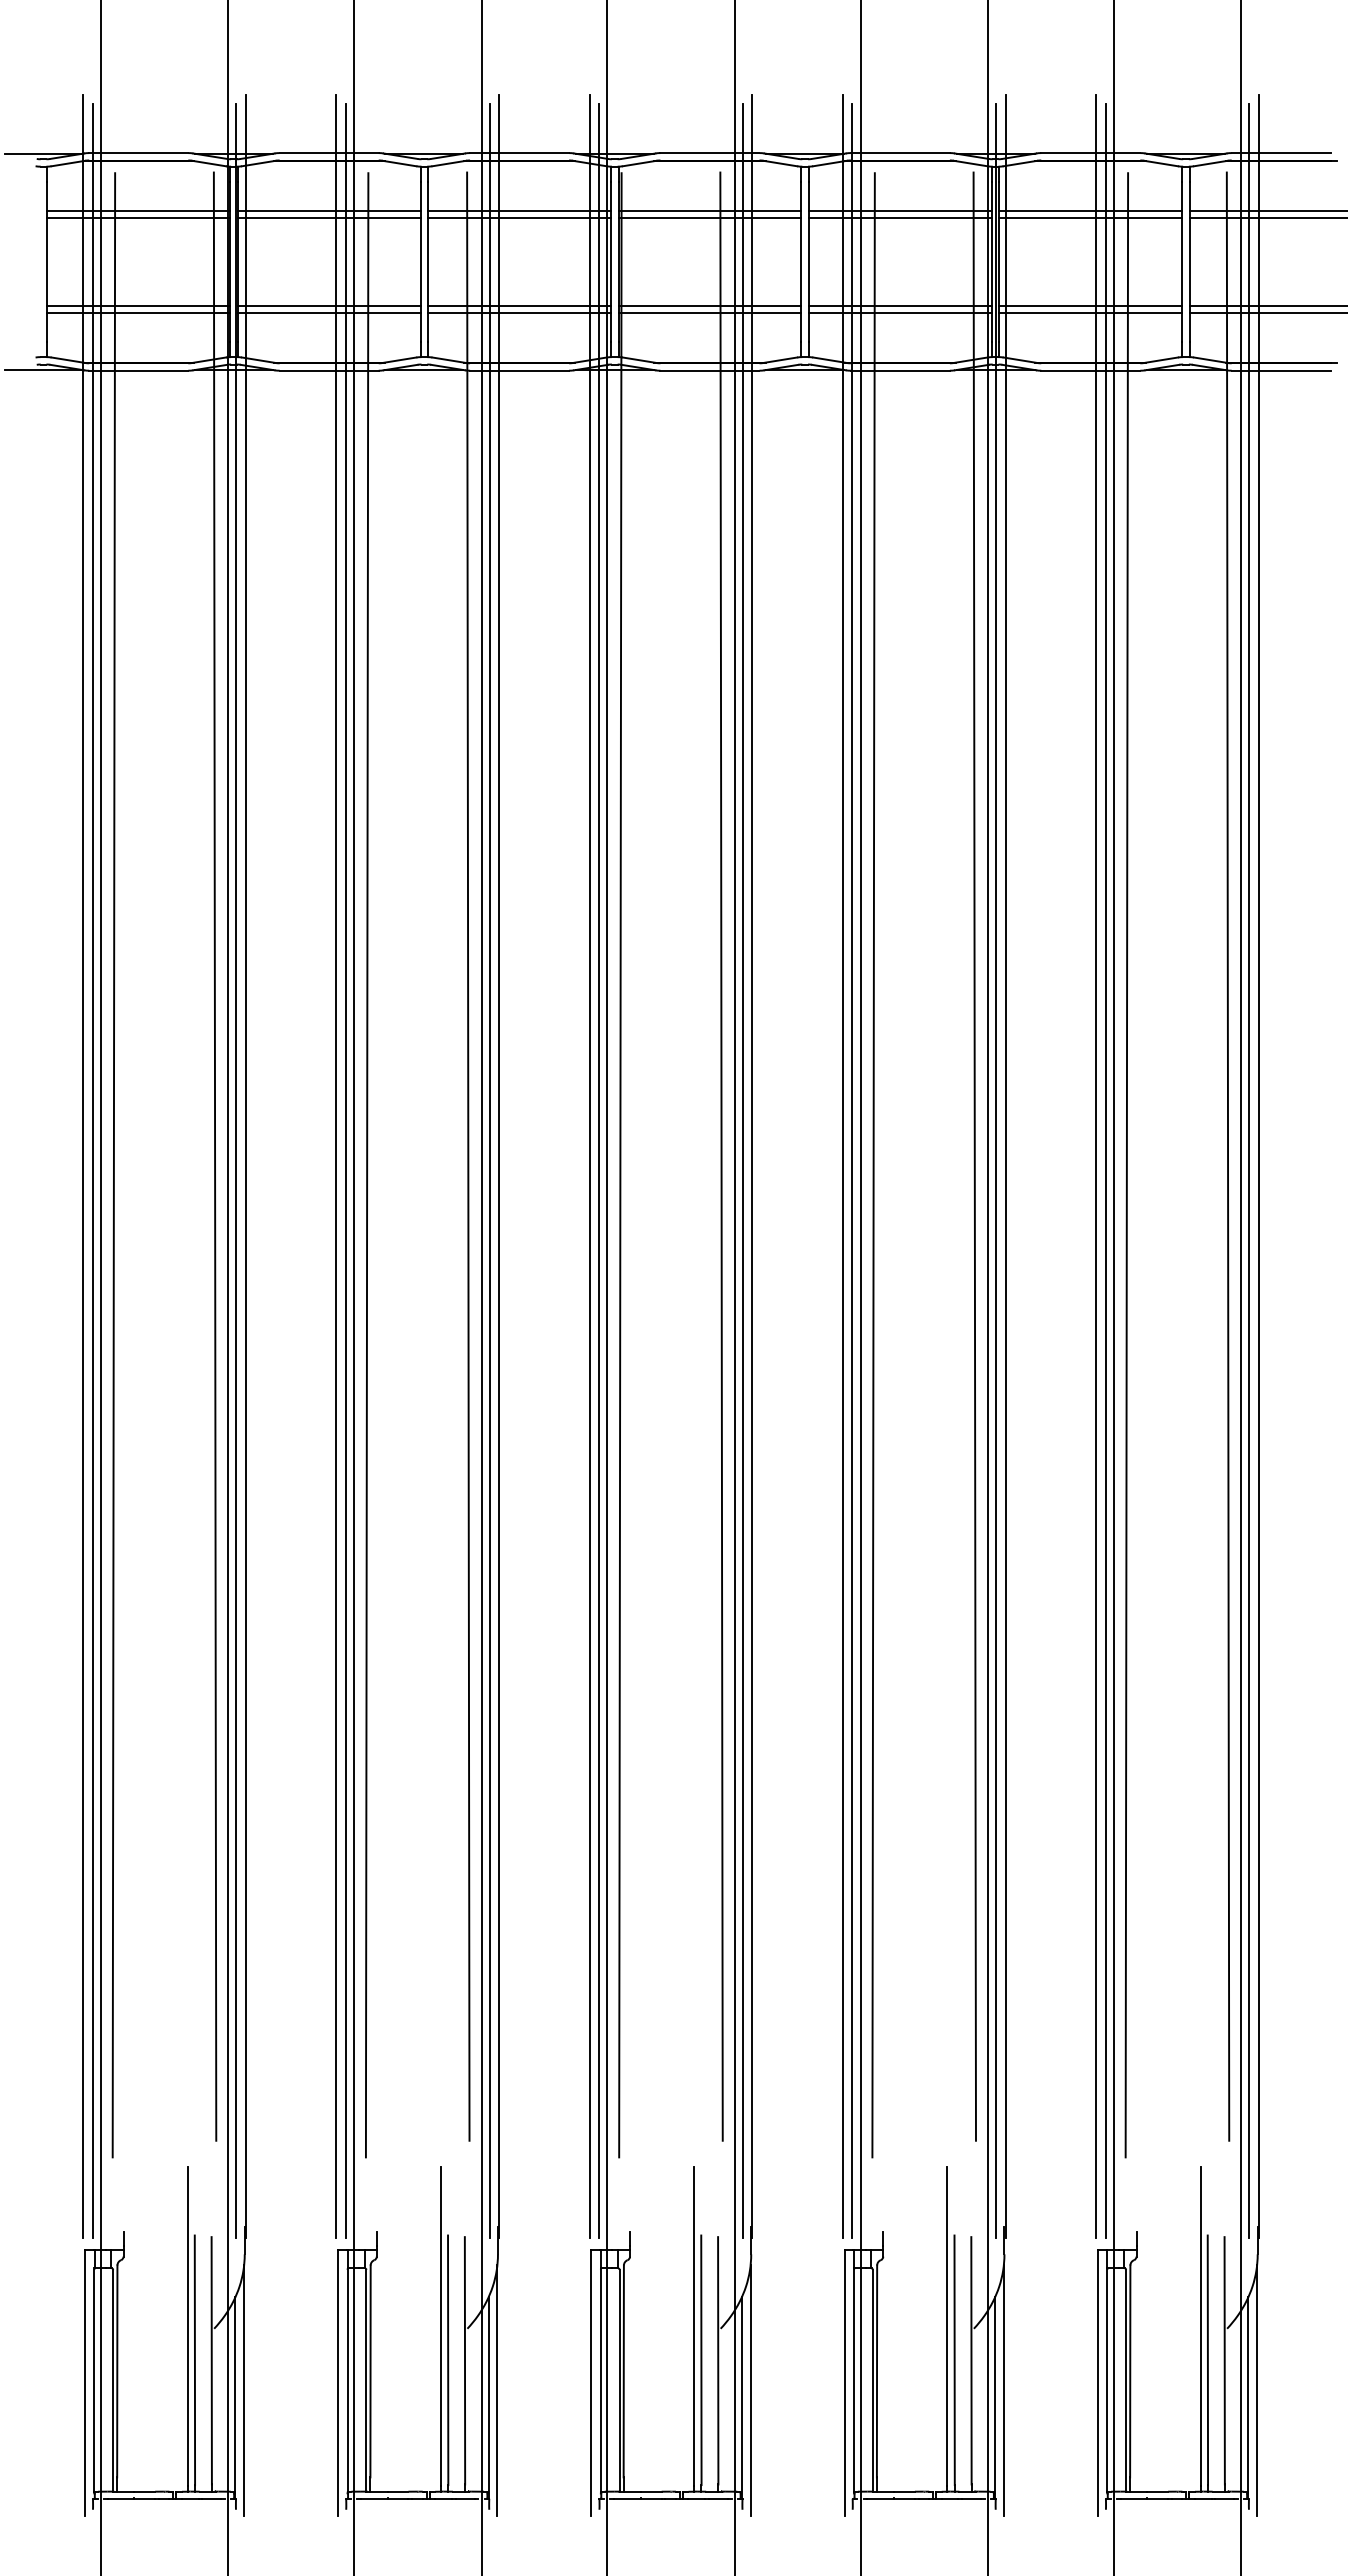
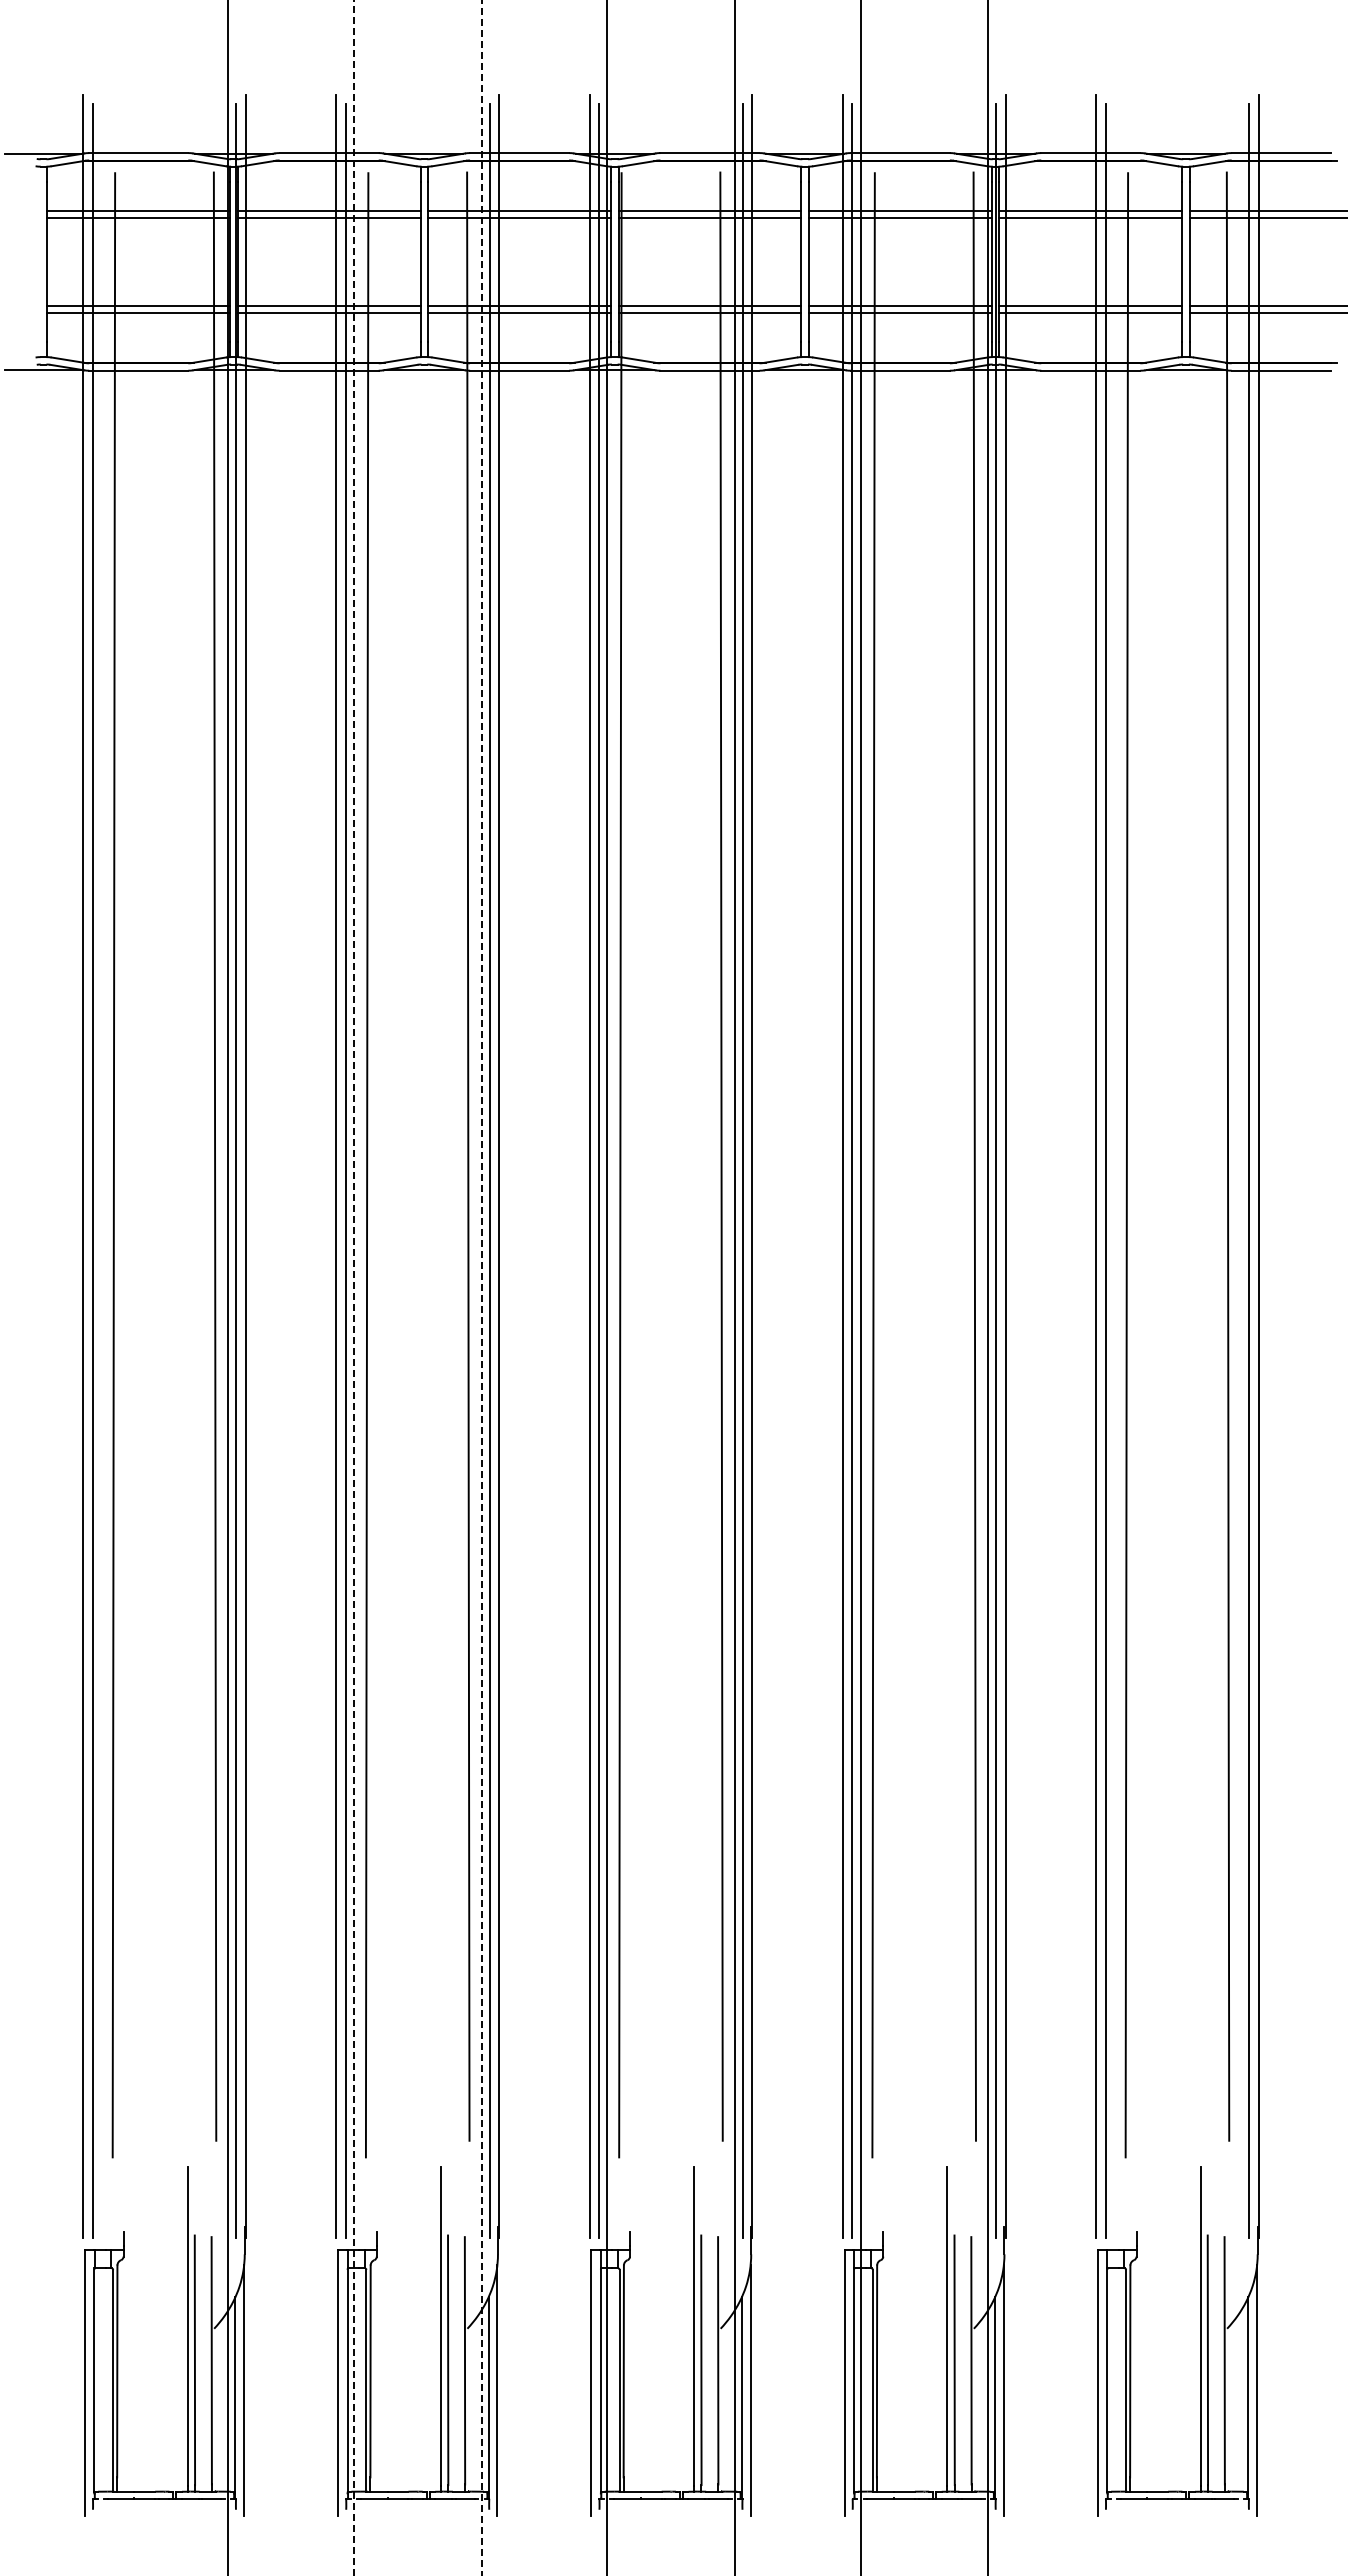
line: present -> none (100, 1287)
line: solid -> dashed (354, 1287)
line: present -> none (1113, 1287)
line: present -> none (1241, 1287)
line: solid -> dashed (481, 1288)
